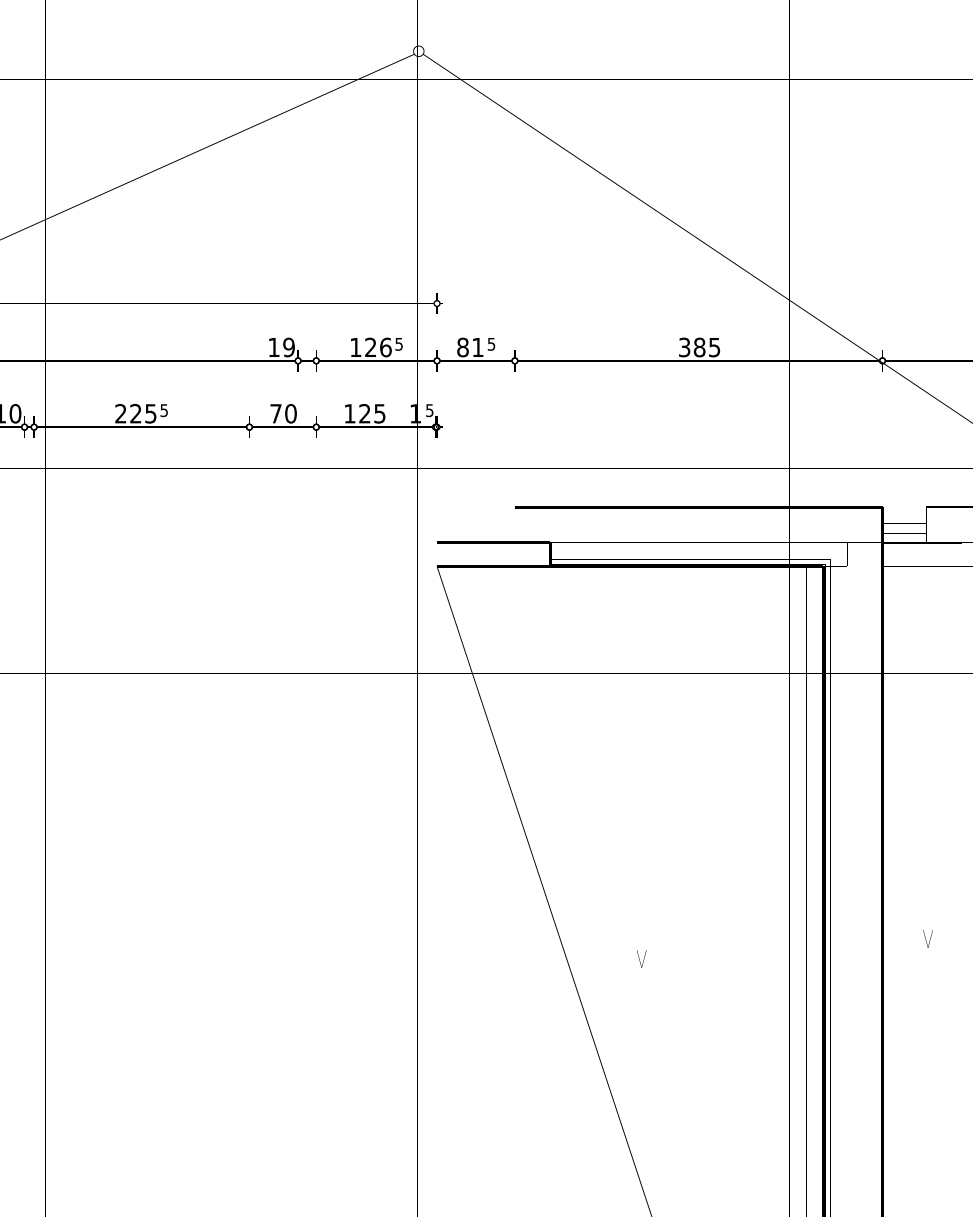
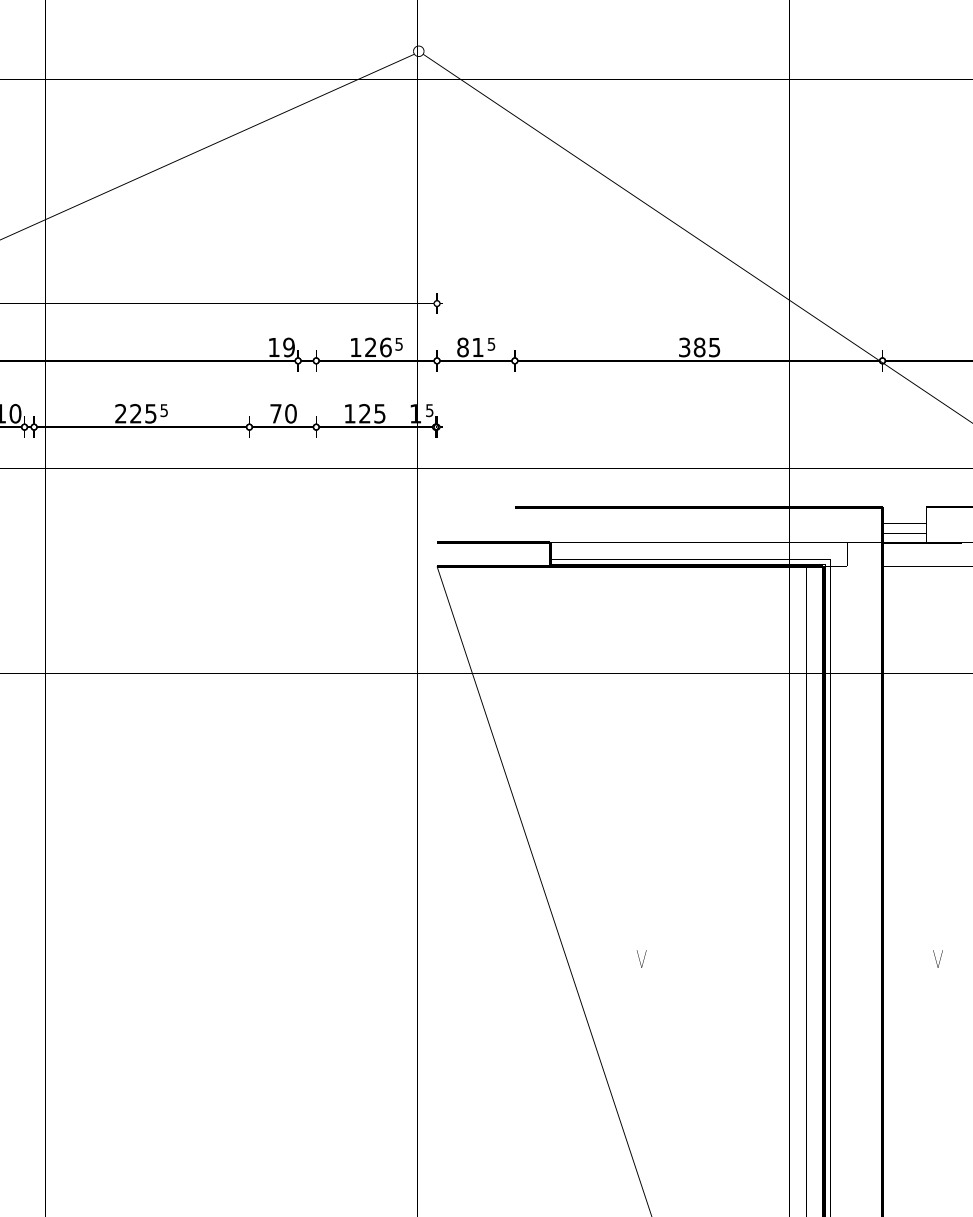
part position: (927, 938) -> (937, 958) (937, 958)
